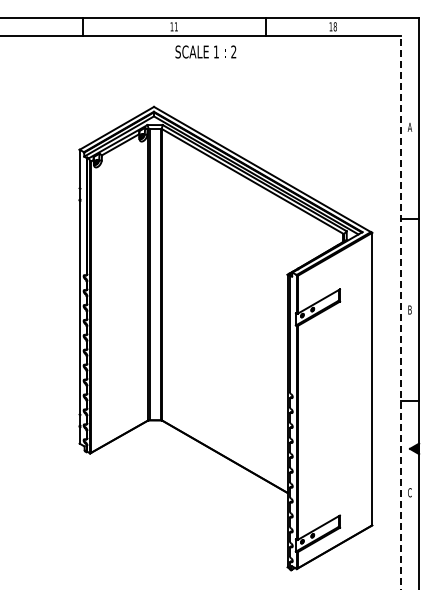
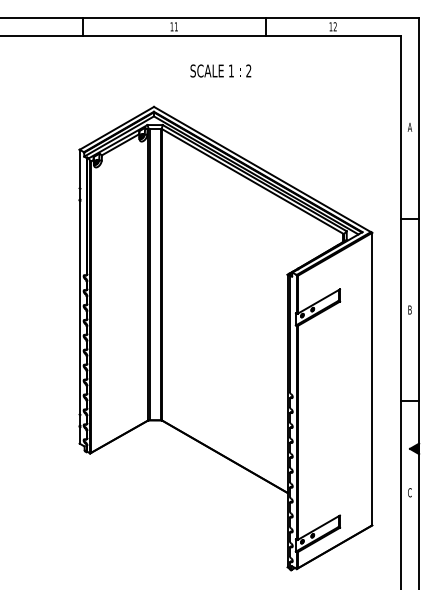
text: 18 -> 12 (334, 26)
text position: (205, 51) -> (220, 70) (220, 70)
line: dashed -> solid (400, 312)
